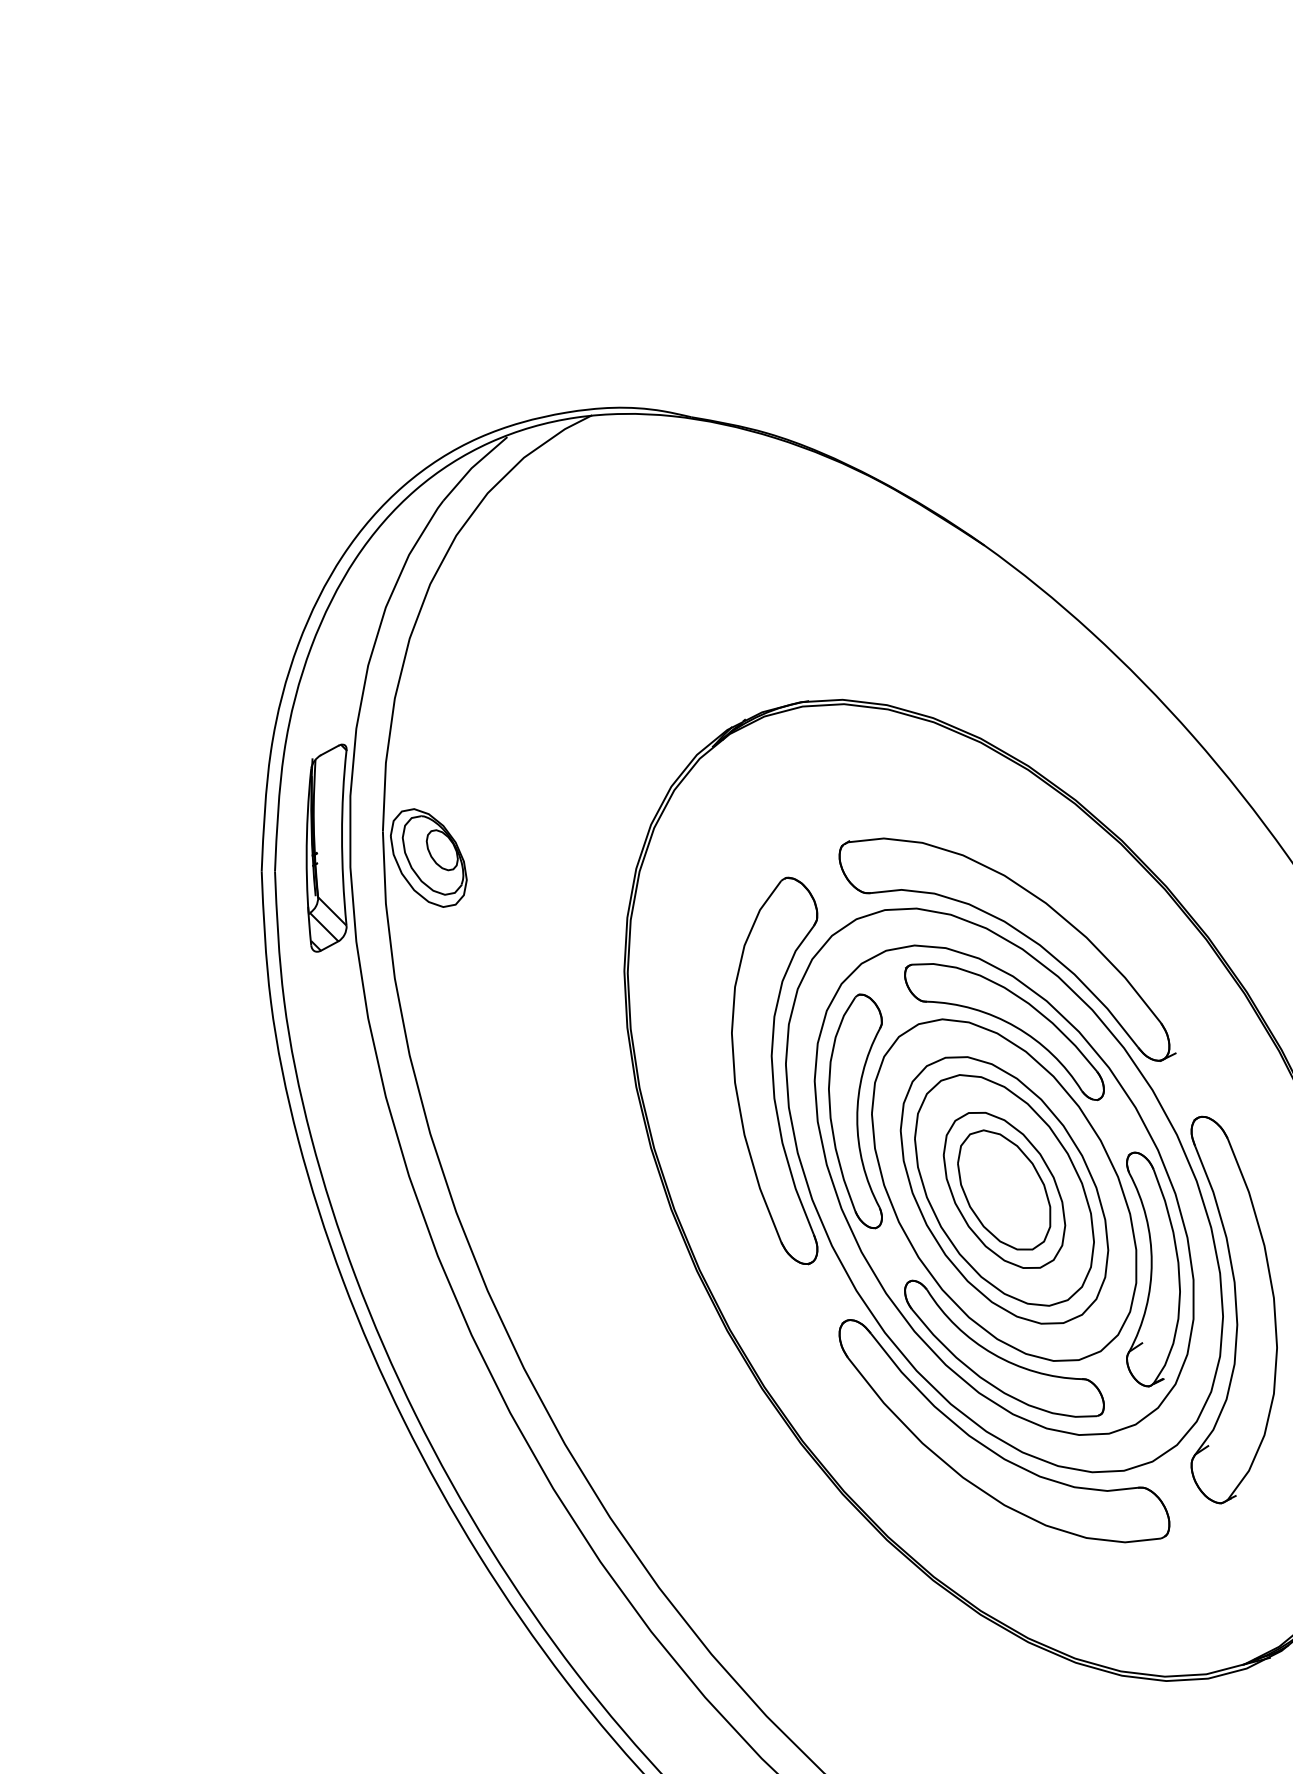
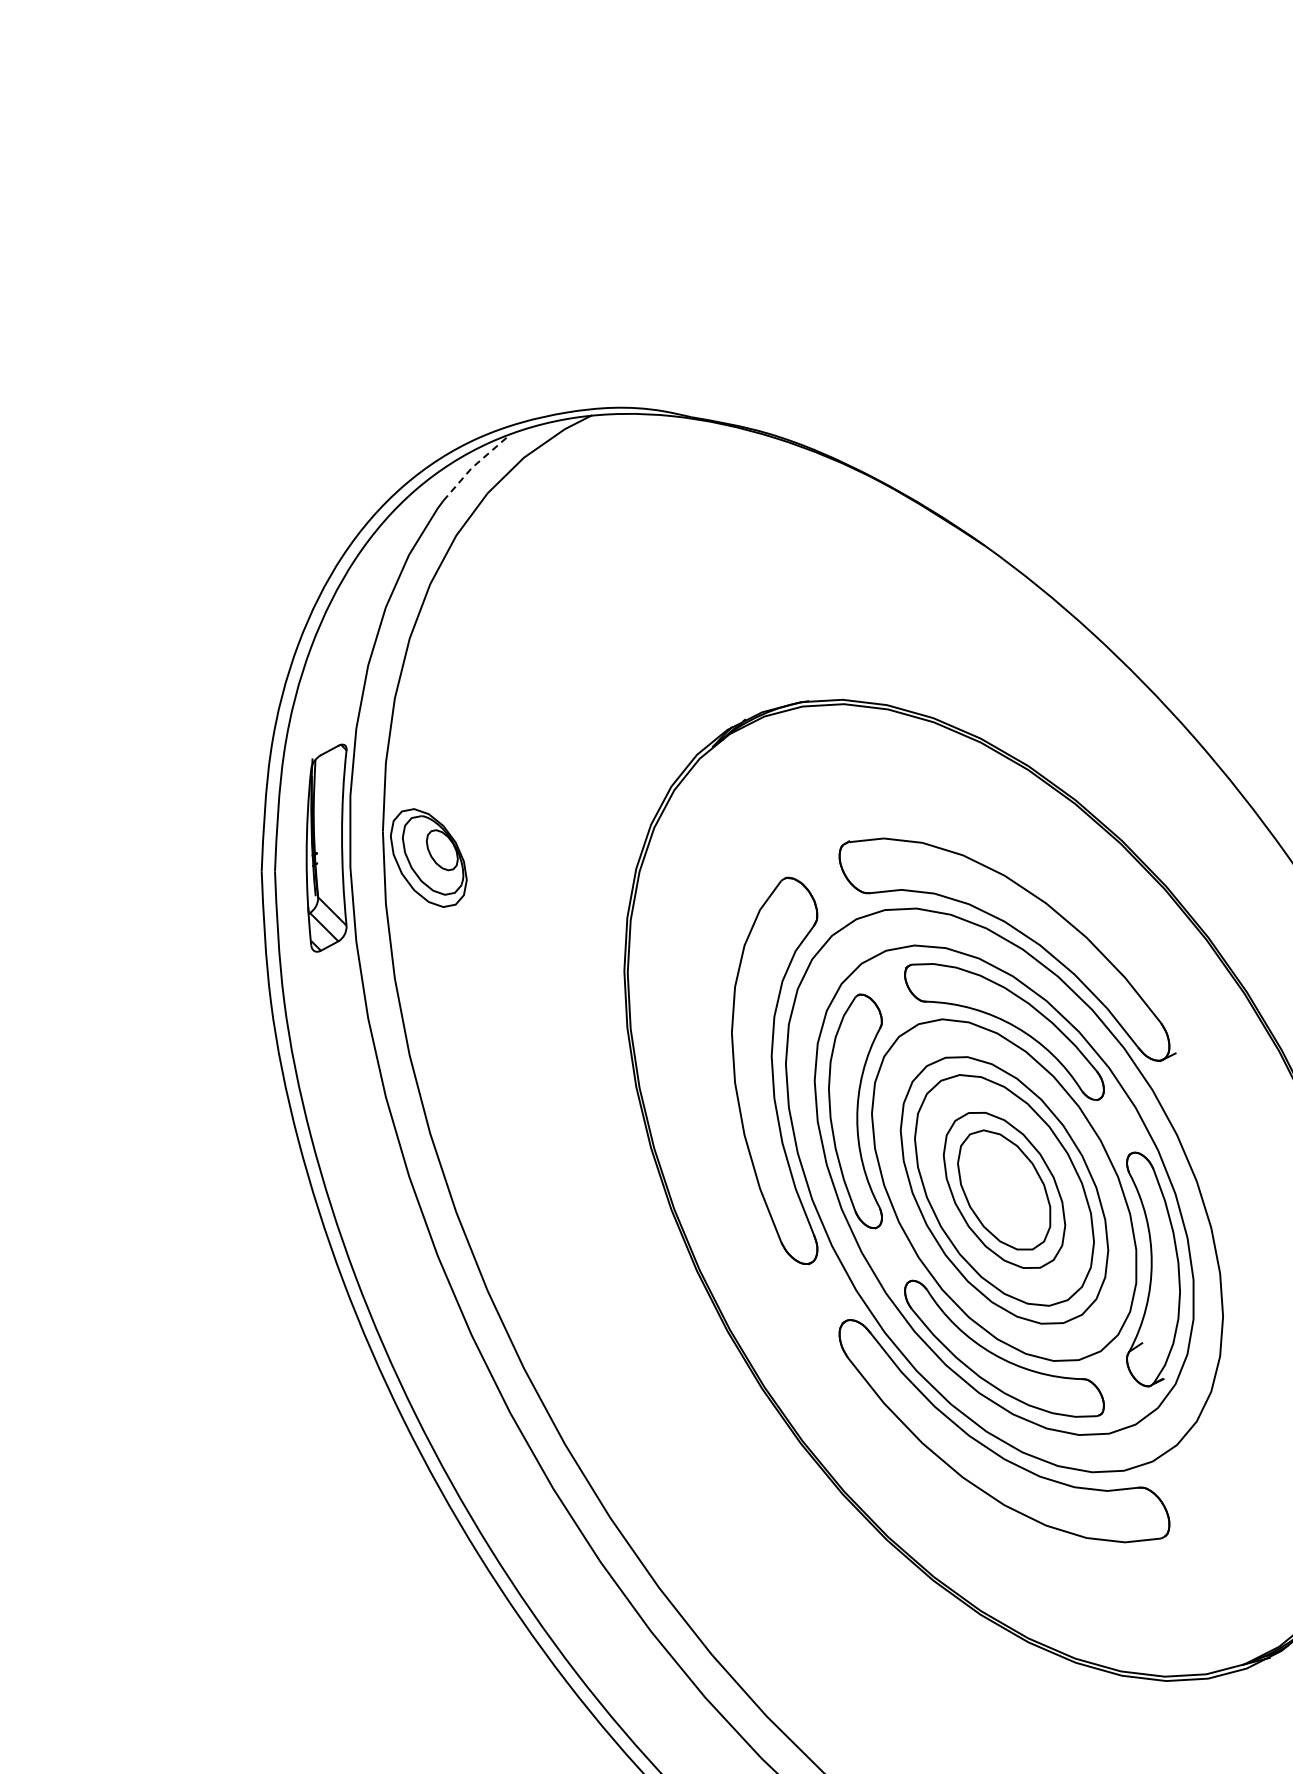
line: solid -> dashed (473, 466)
part: present -> none (1233, 1309)
